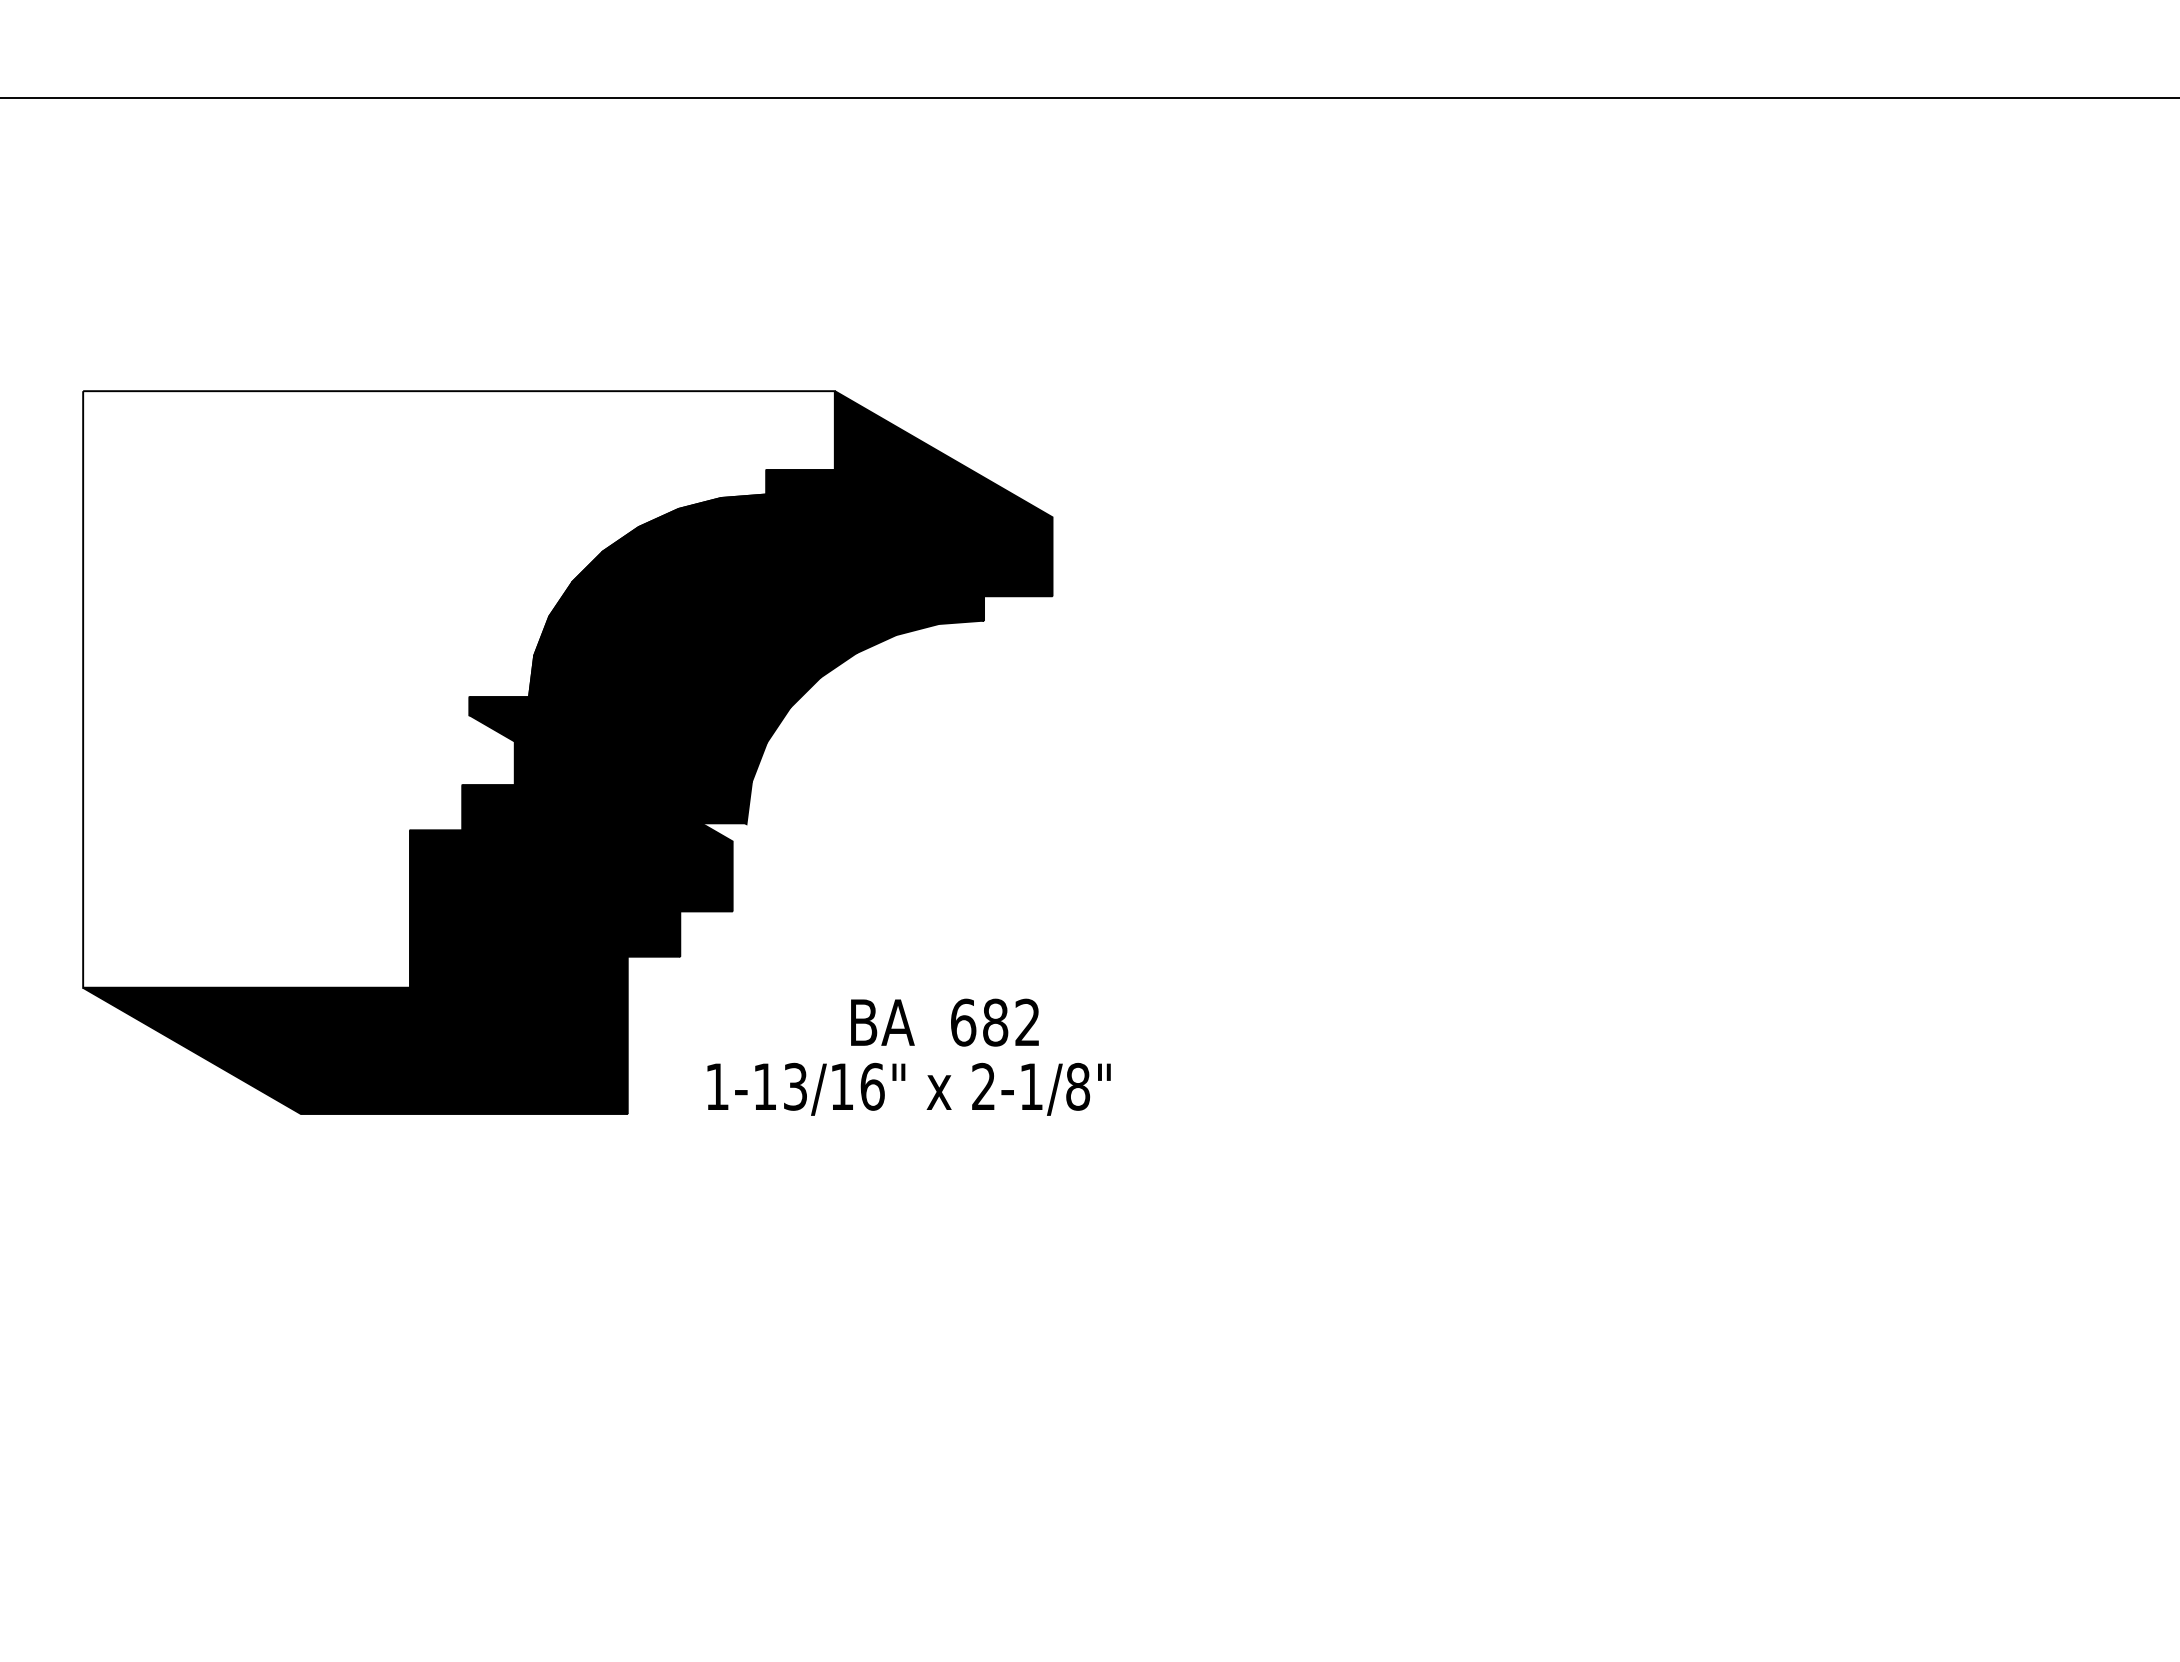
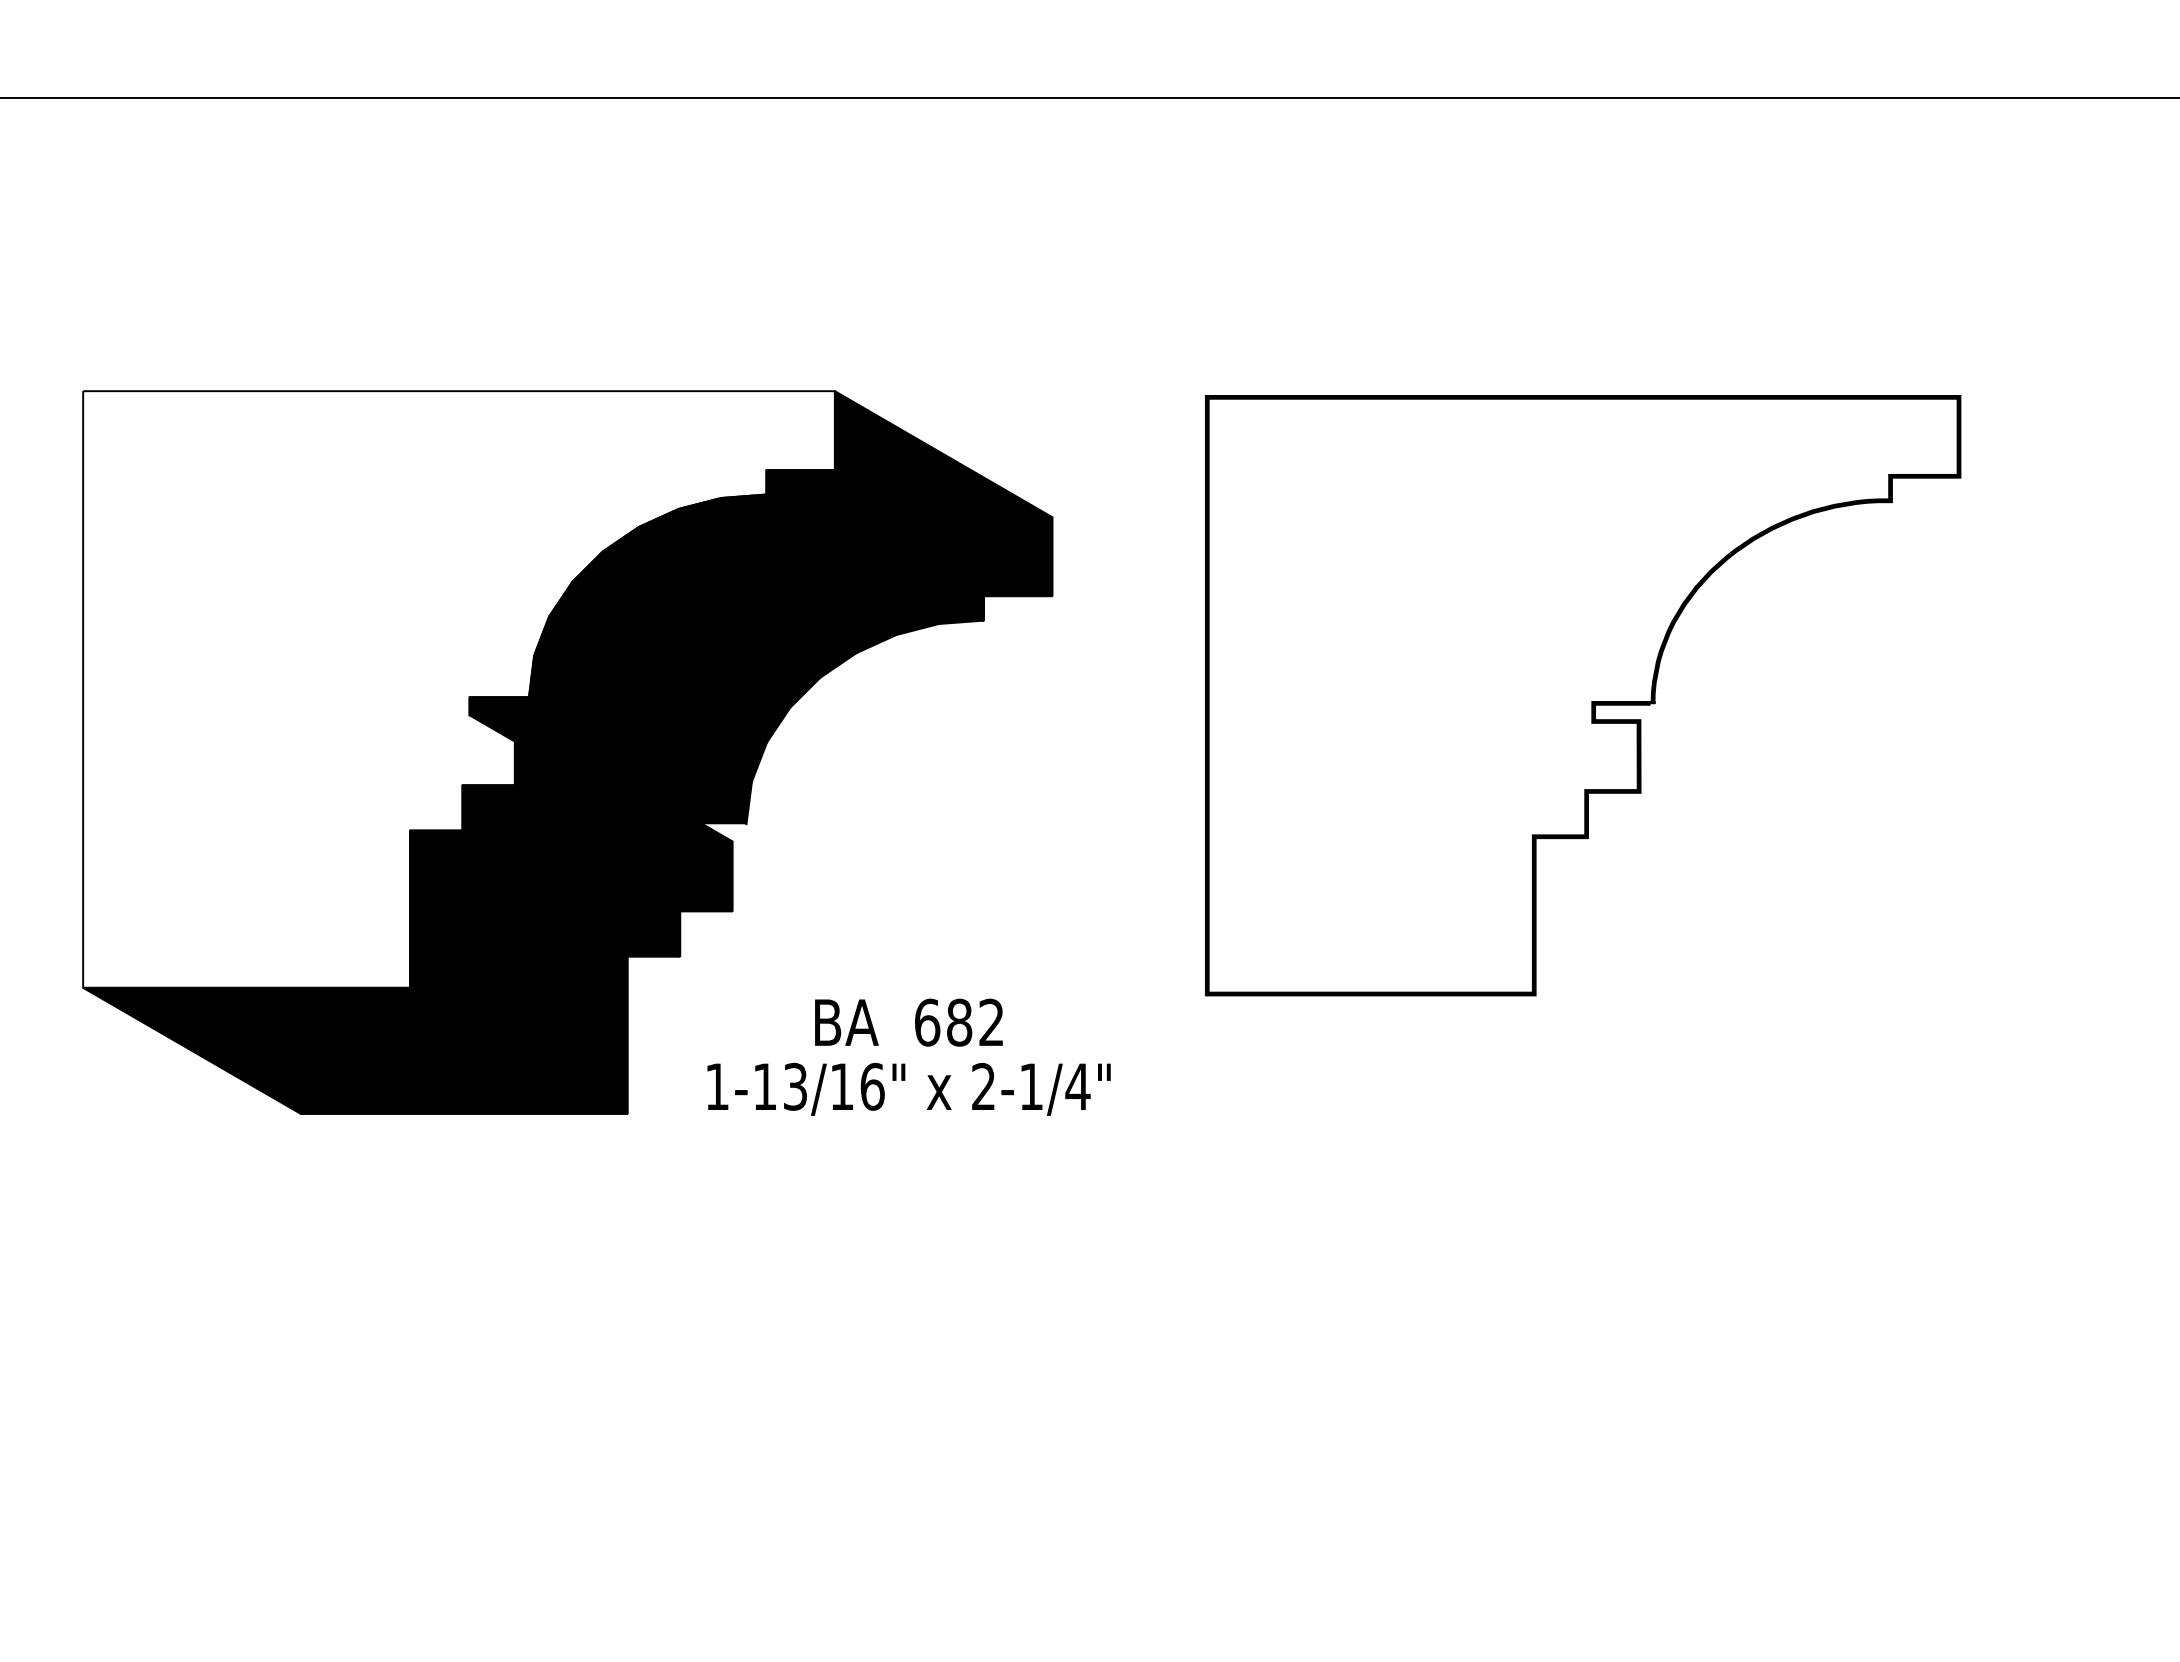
part: none -> present (1583, 695)
text position: (944, 1022) -> (908, 1022) (908, 1022)
text: 2-1/8" -> 2-1/4" (1077, 1086)
